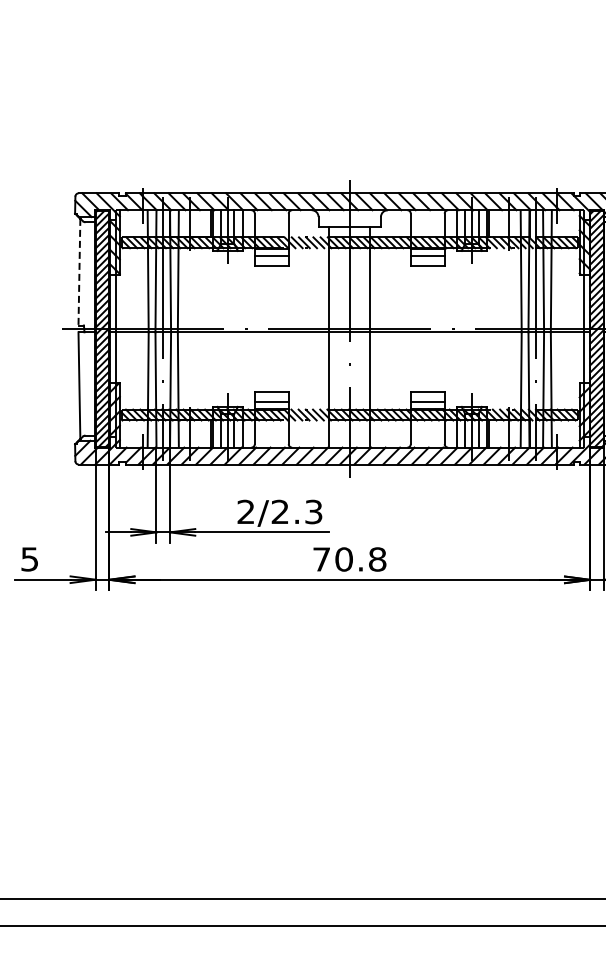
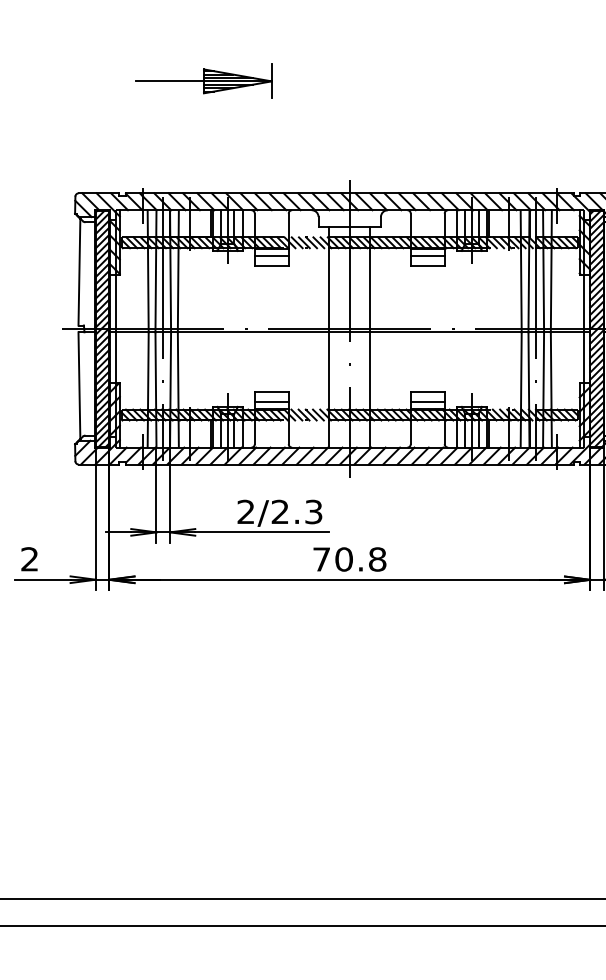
part: none -> present (203, 80)
line: dashed -> solid (79, 272)
text: 5 -> 2 (29, 559)
